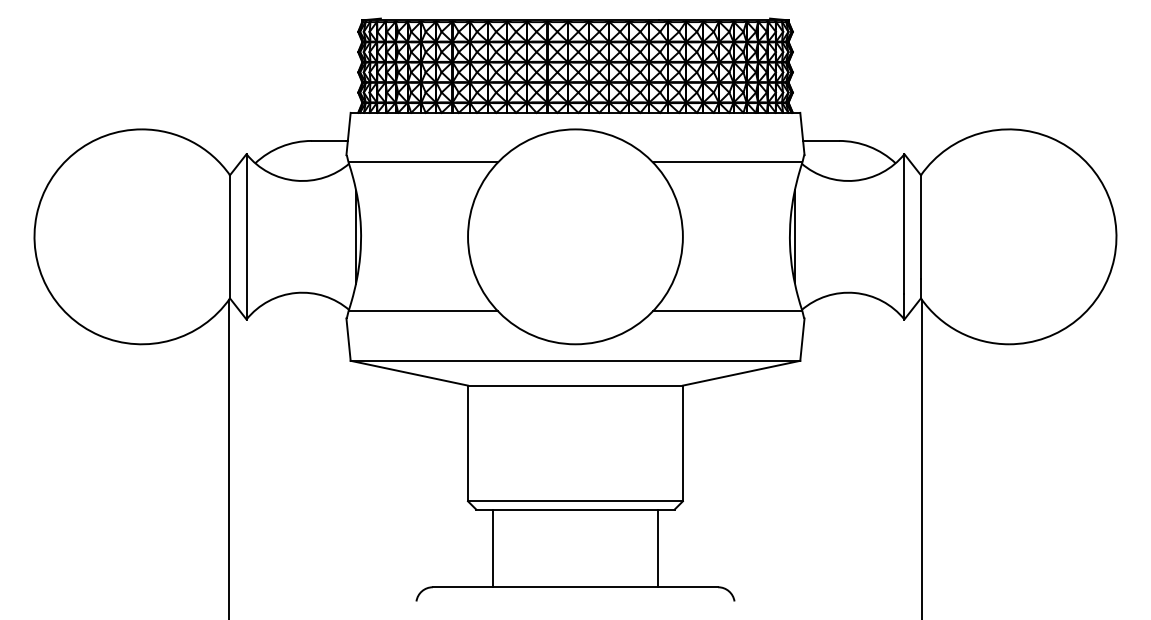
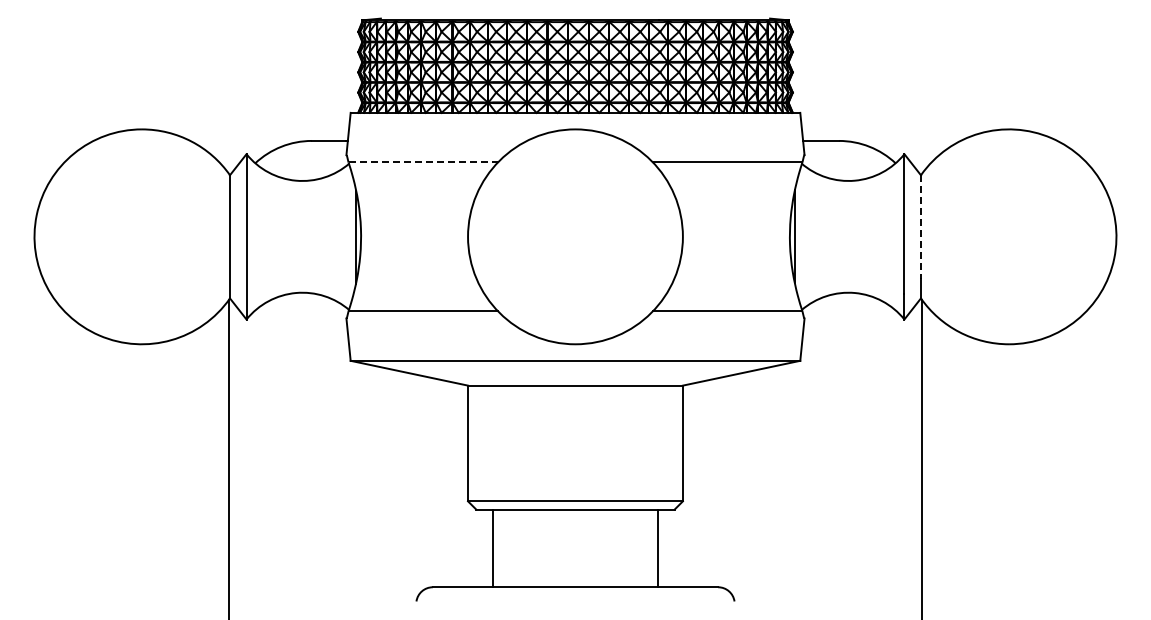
line: solid -> dashed (423, 162)
line: solid -> dashed (920, 227)
